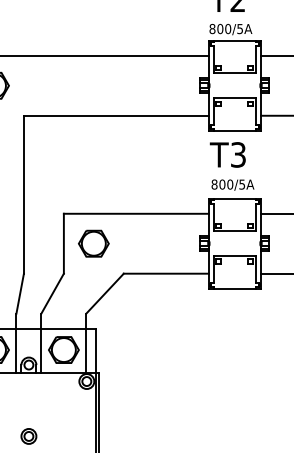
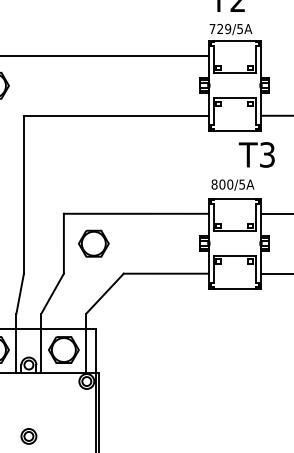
text: 800/5A -> 729/5A (219, 28)
line: present -> none (275, 55)
text position: (227, 154) -> (256, 154) (256, 154)
